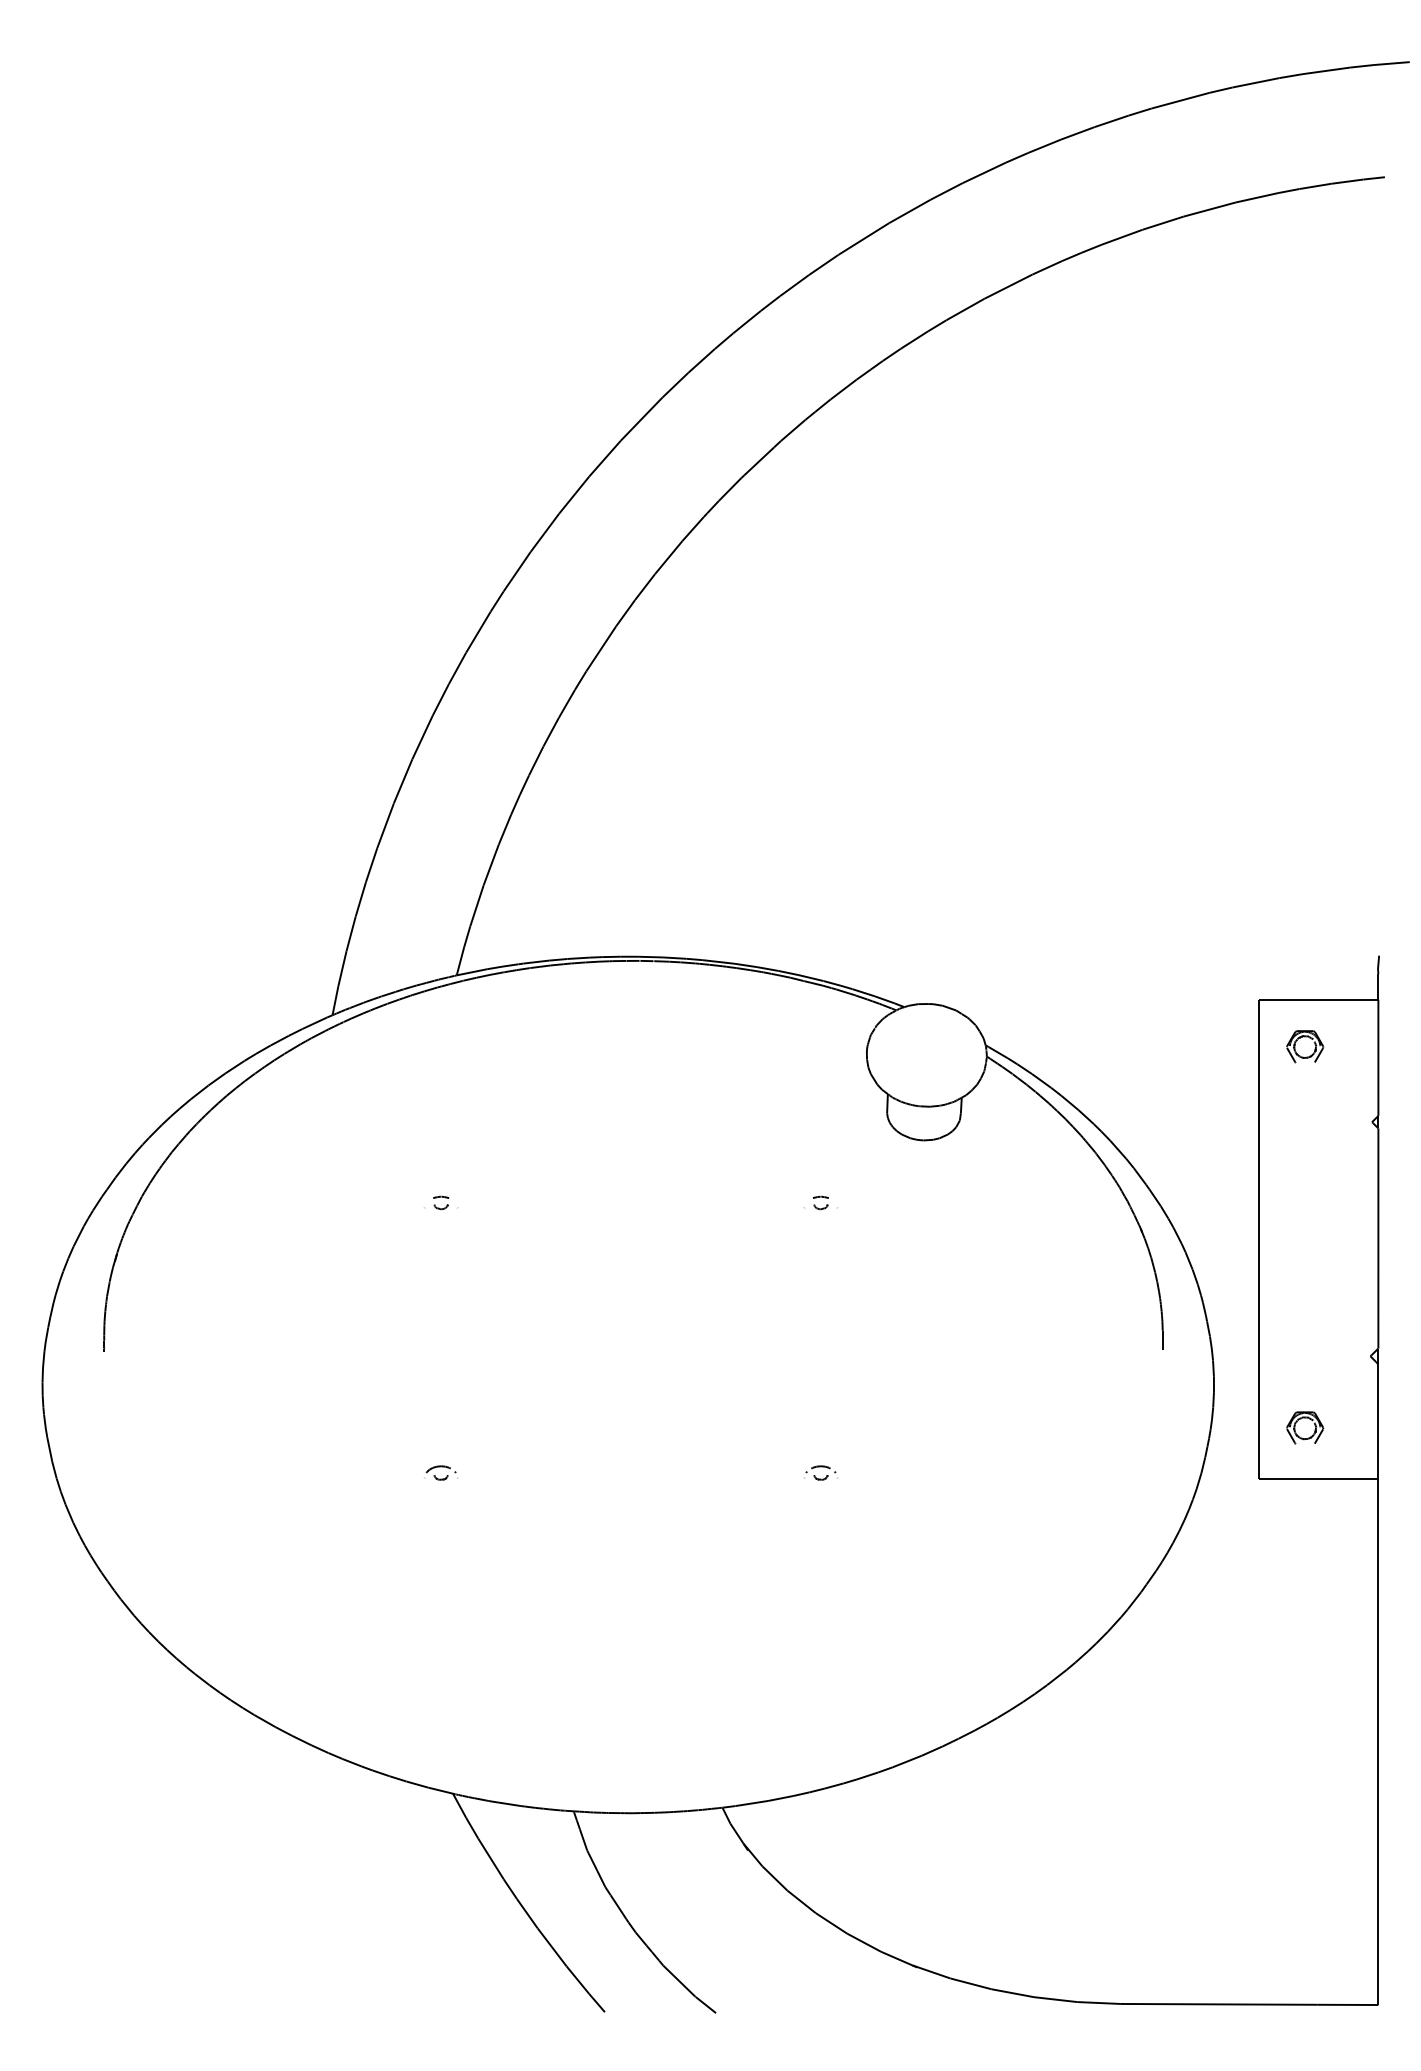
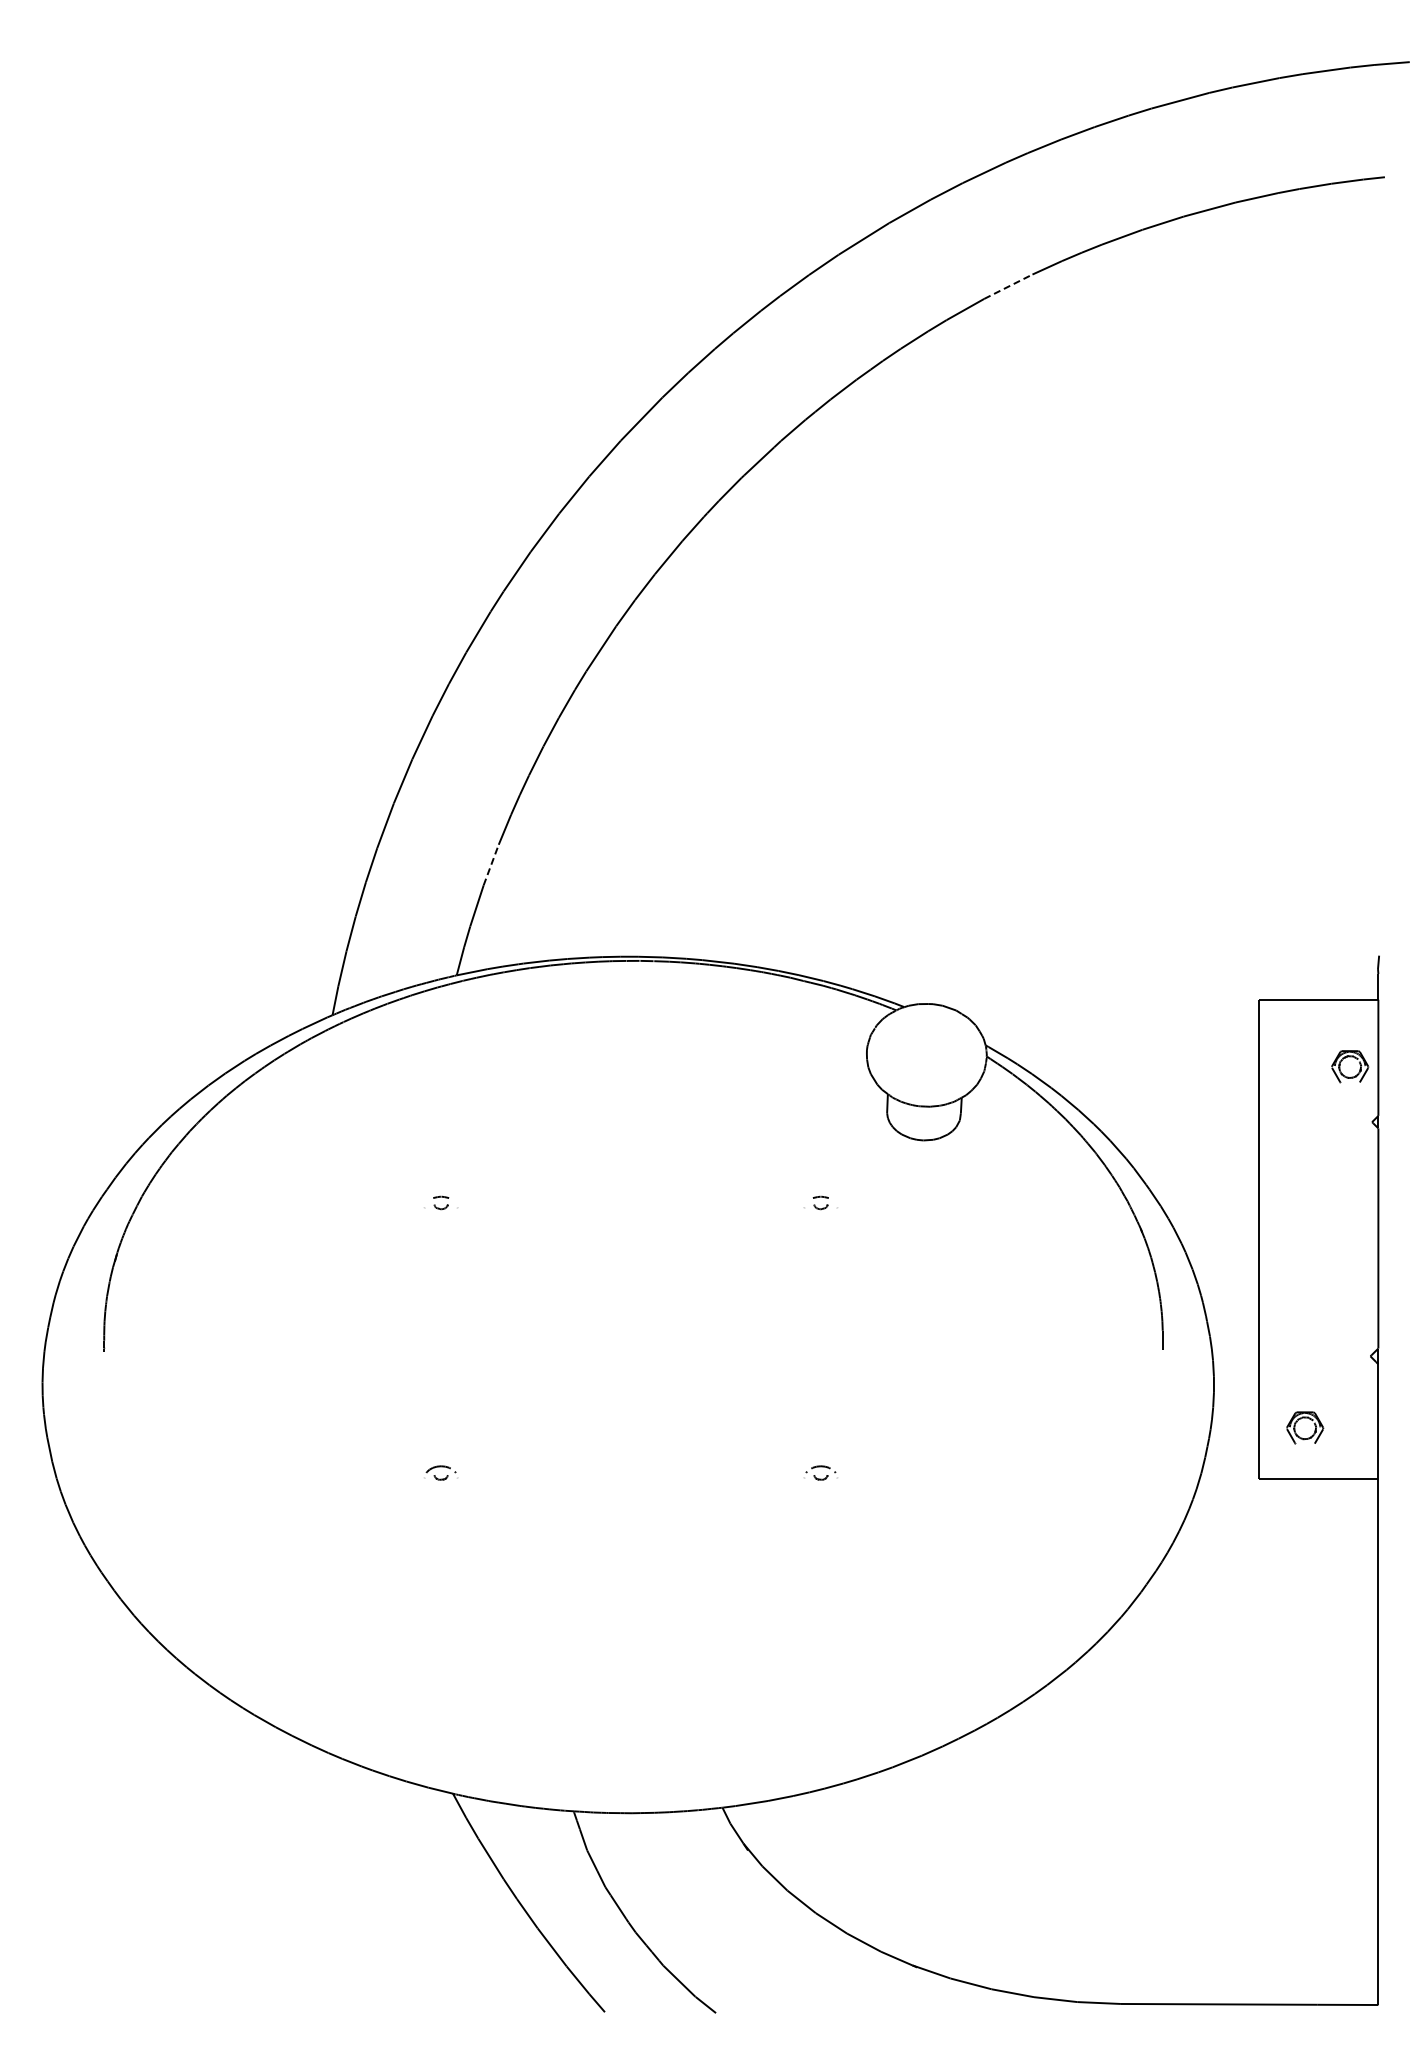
line: solid -> dashed (1008, 286)
line: solid -> dashed (491, 865)
part position: (1309, 1038) -> (1354, 1058) (1354, 1058)
